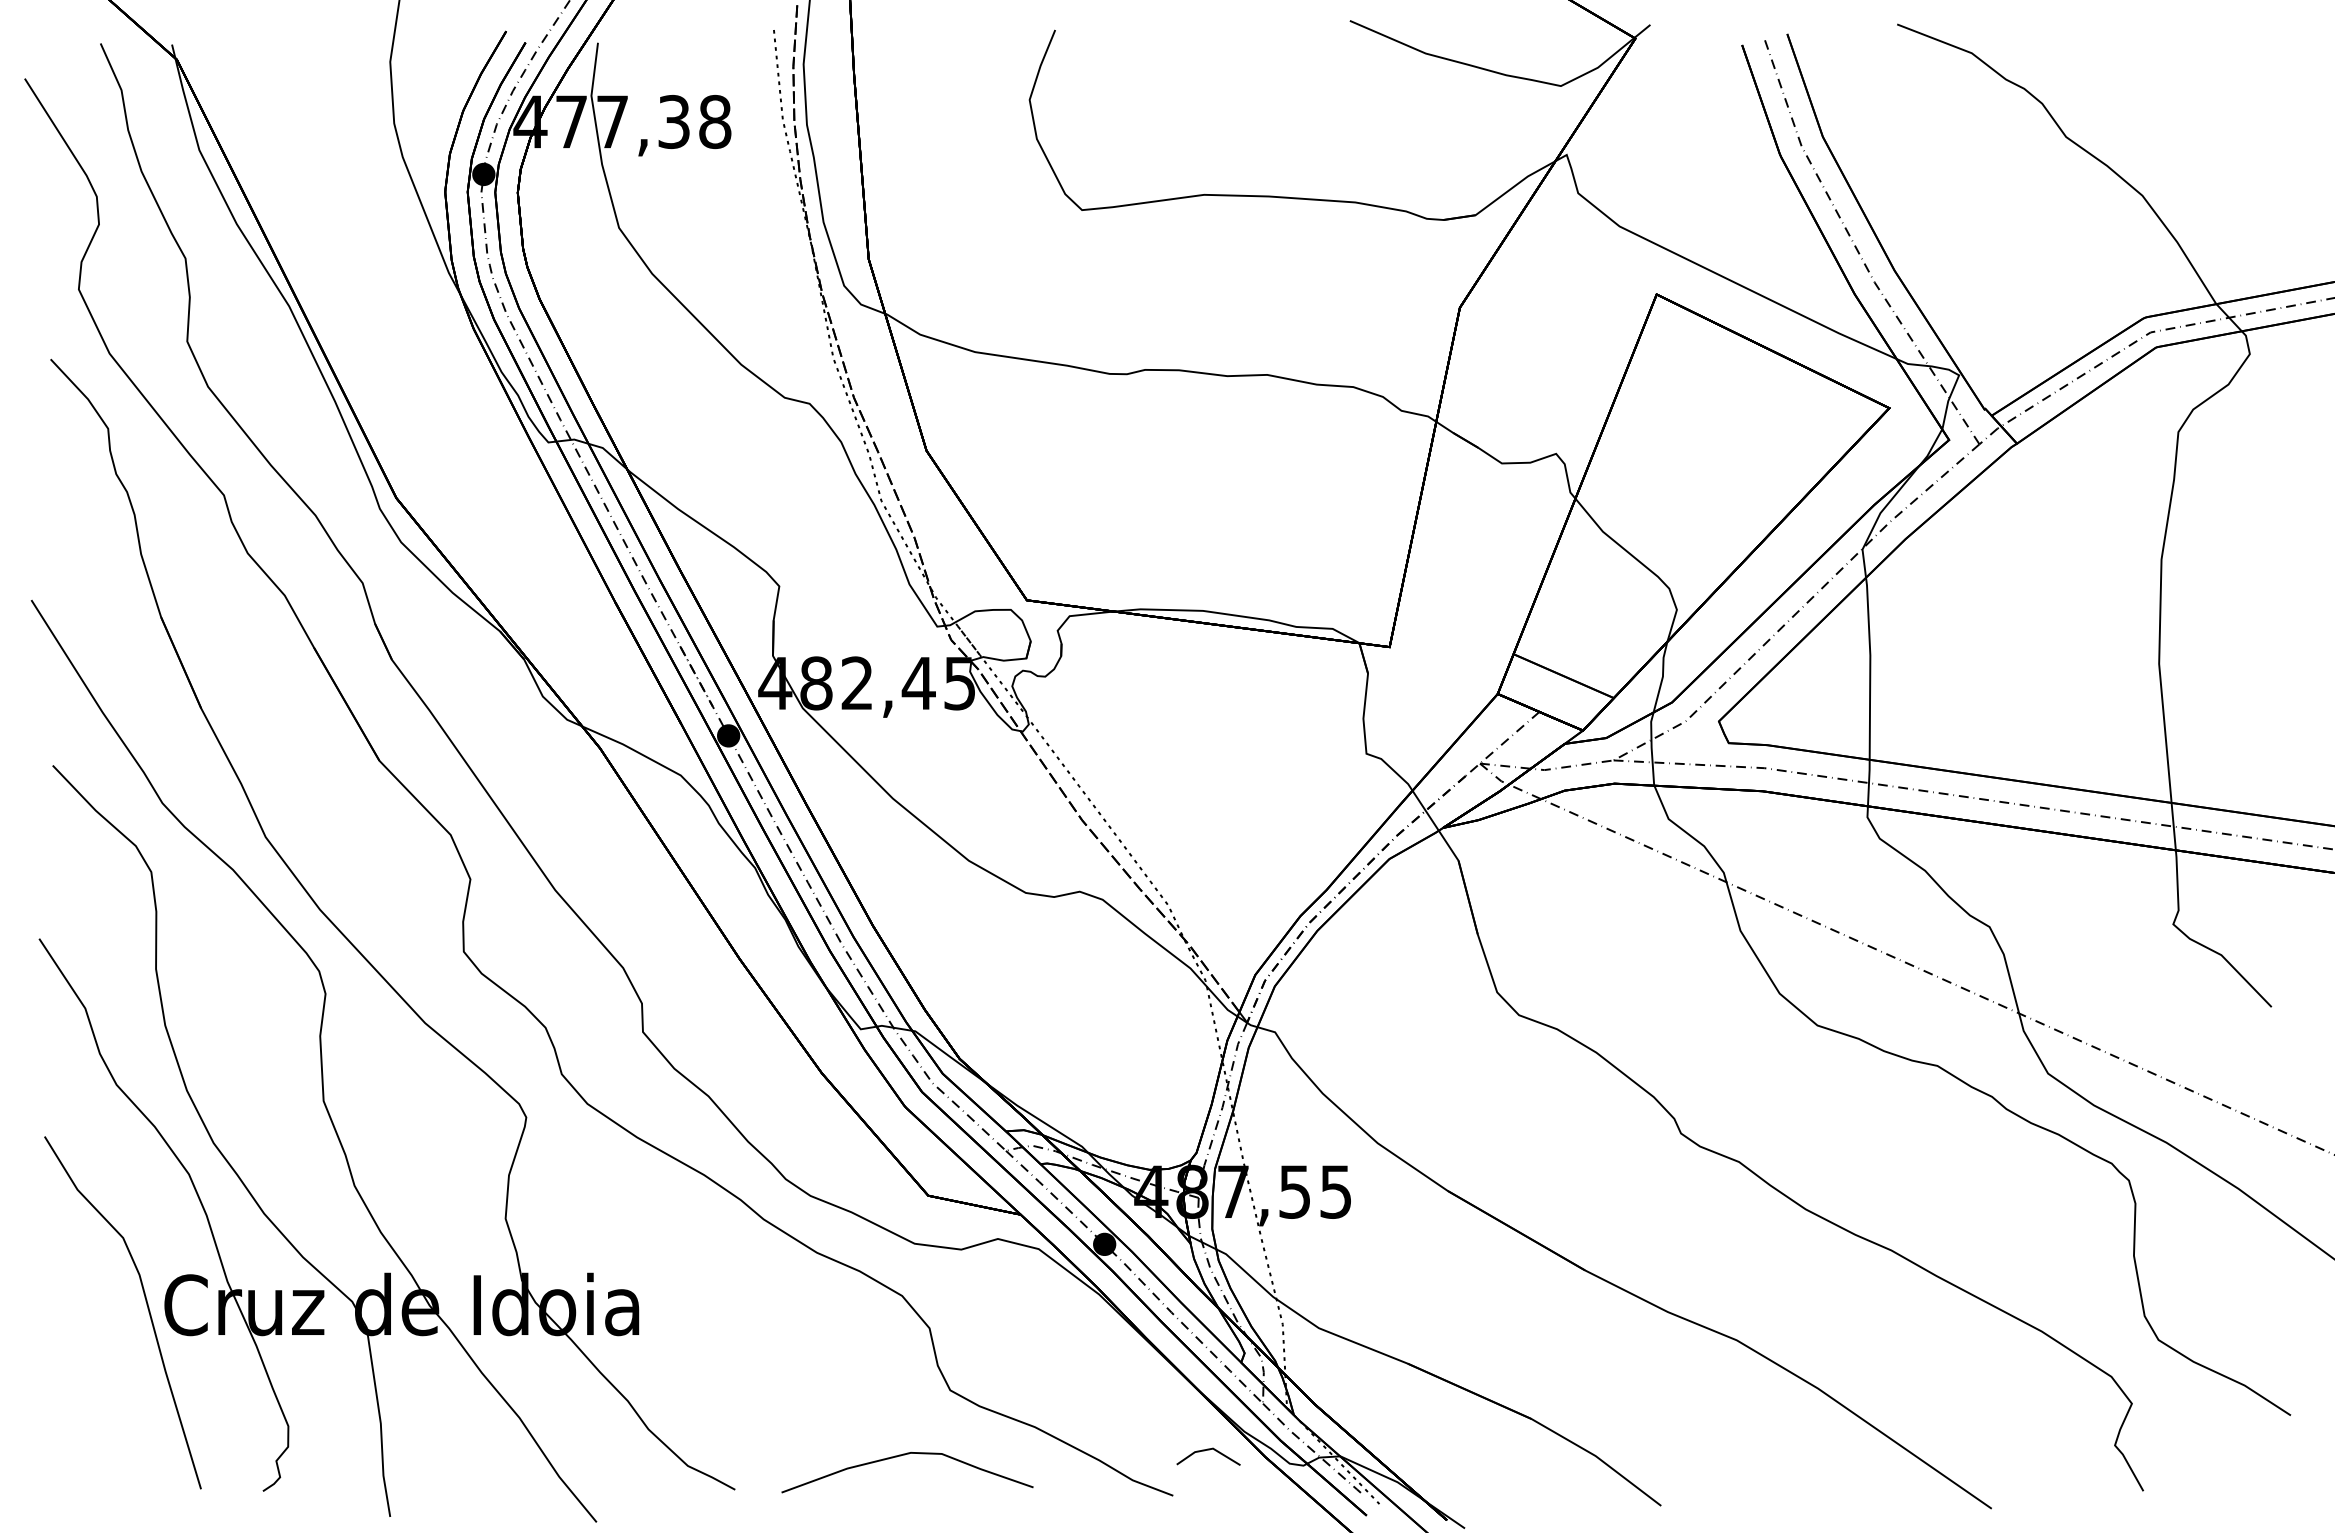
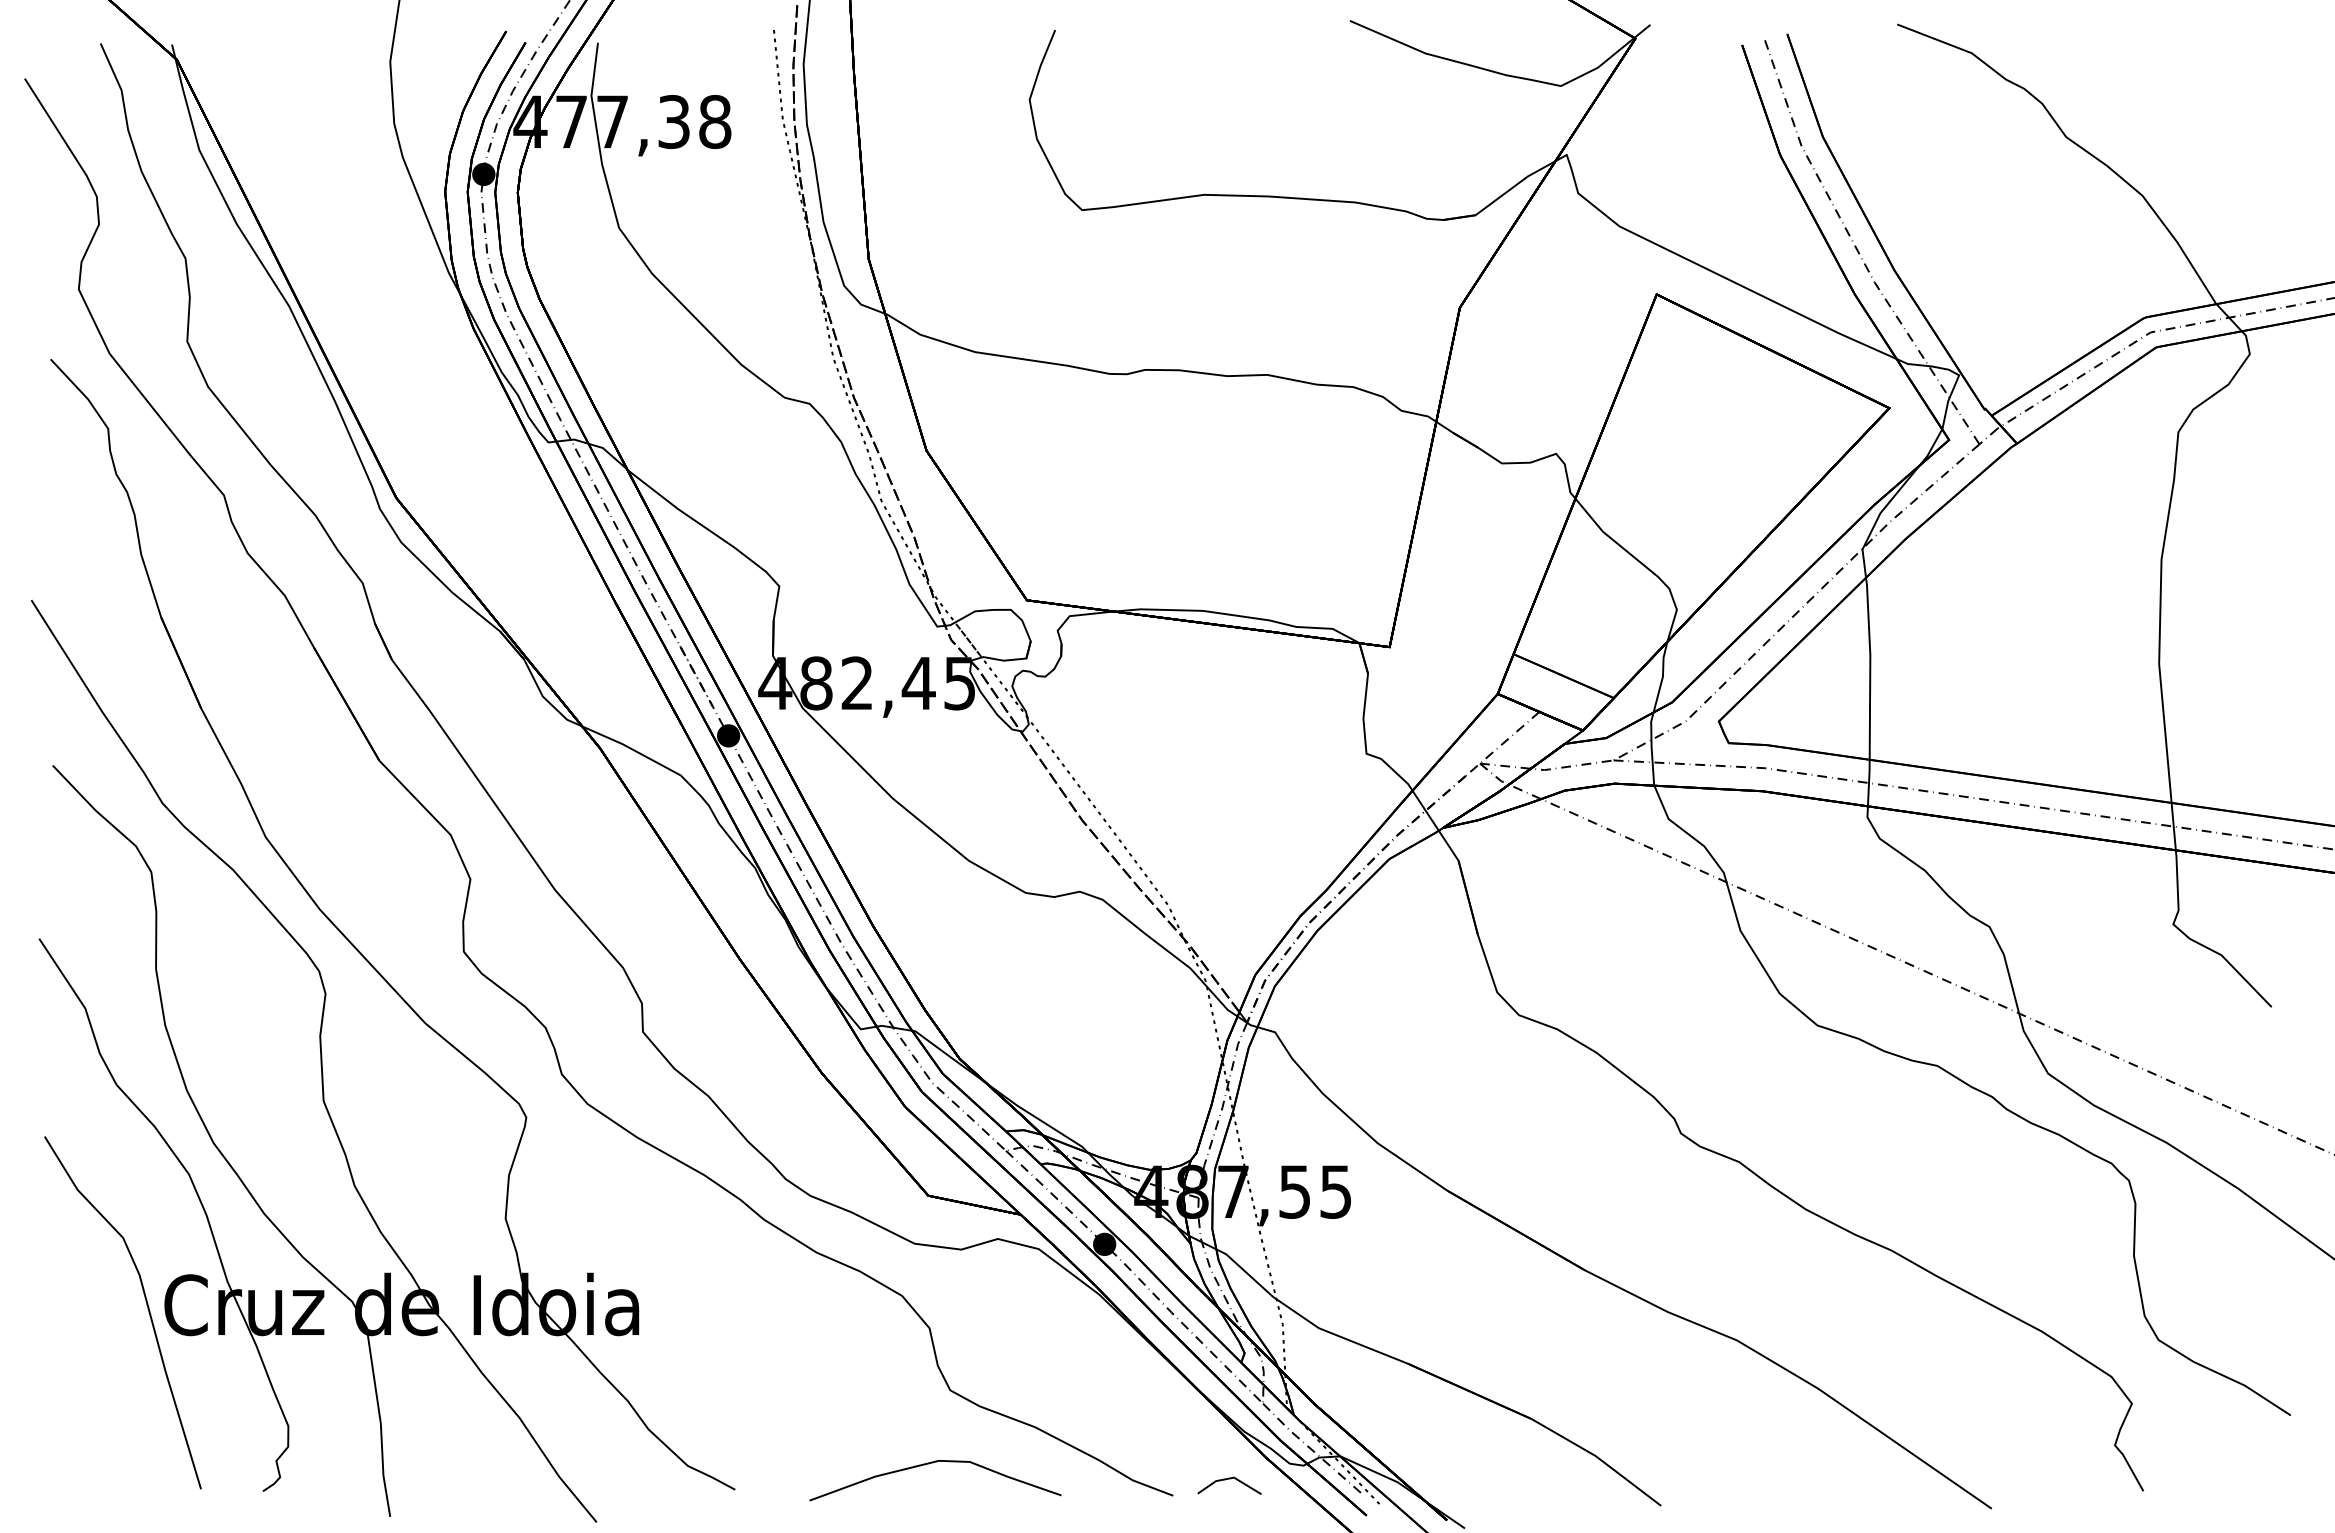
line position: (1208, 1450) -> (1229, 1479) (1229, 1479)
curve position: (901, 1456) -> (929, 1464) (929, 1464)
